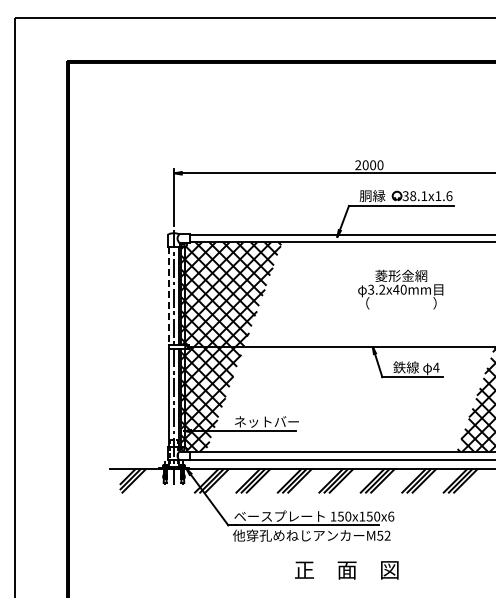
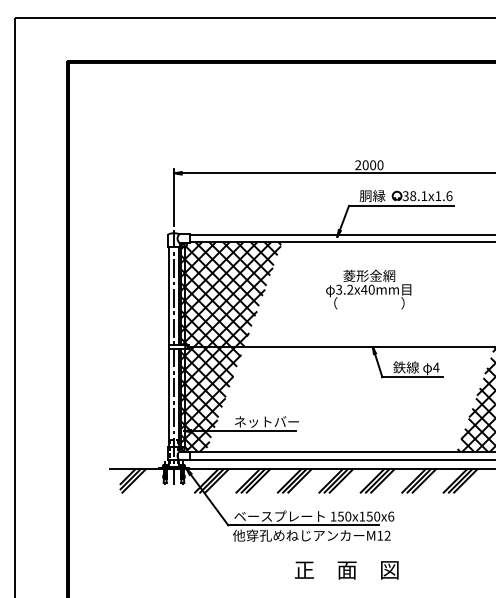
text position: (400, 289) -> (368, 289) (368, 289)
line: dashed -> solid (169, 296)
text: M52 -> M12 (380, 535)
